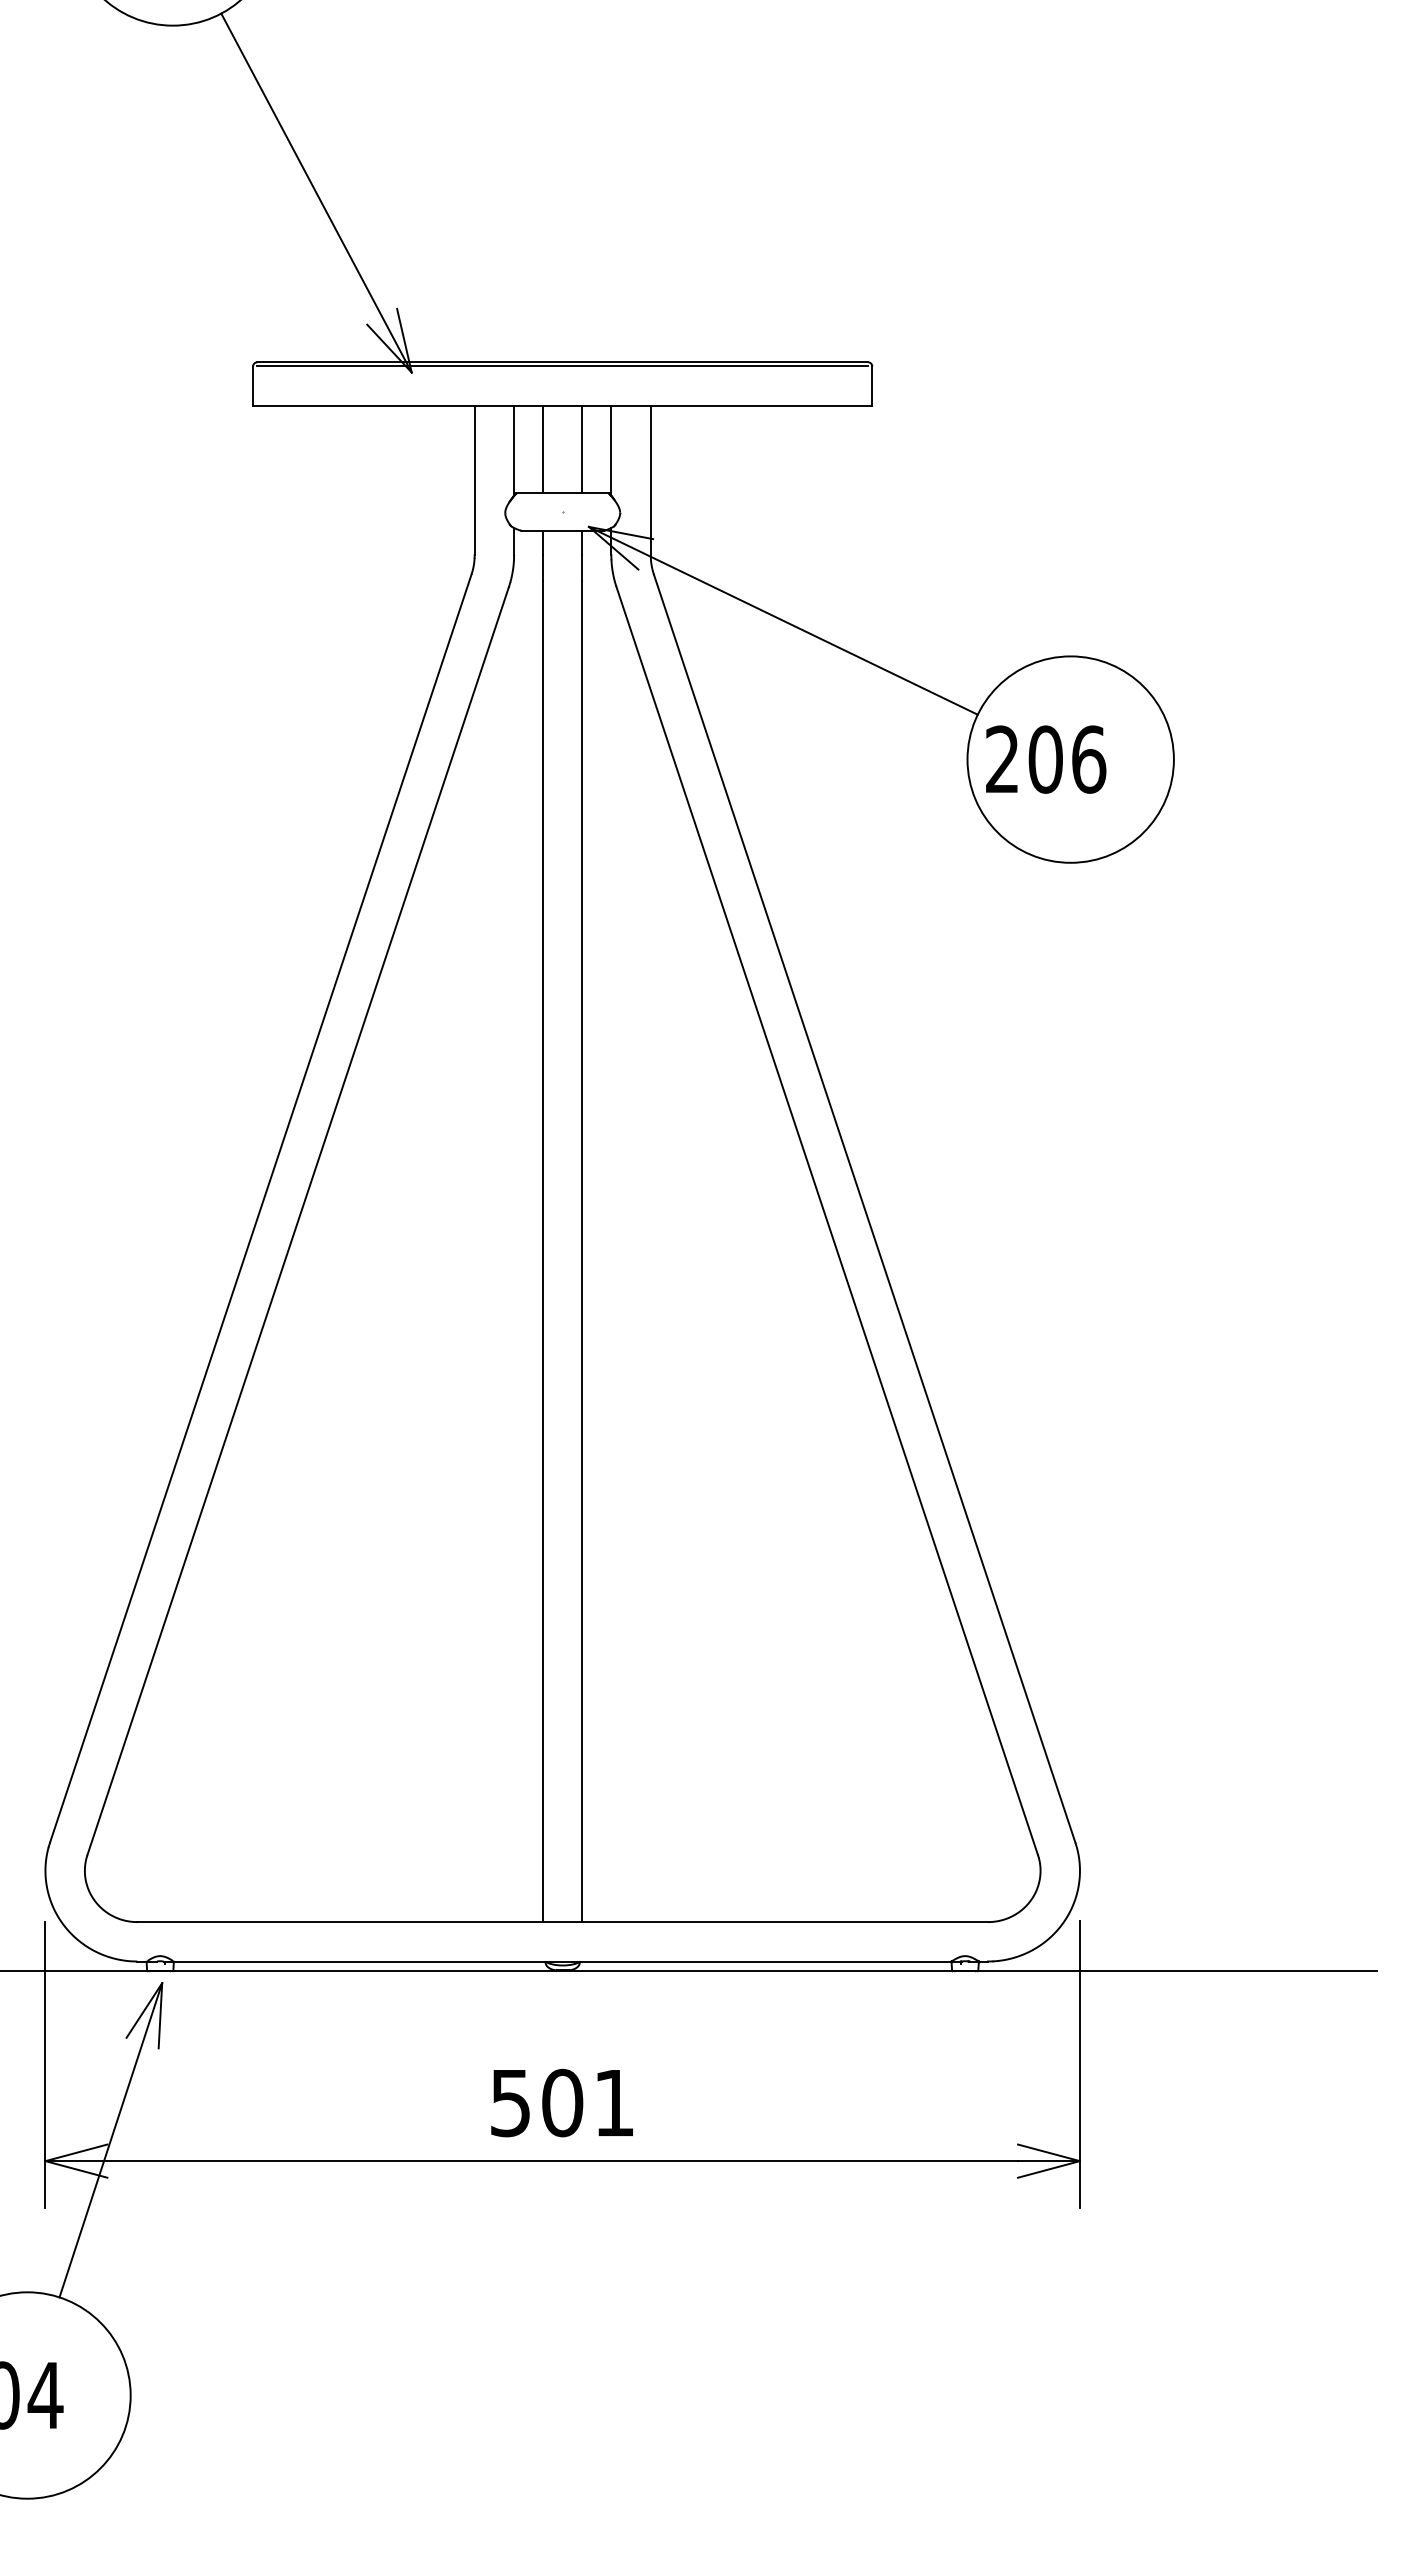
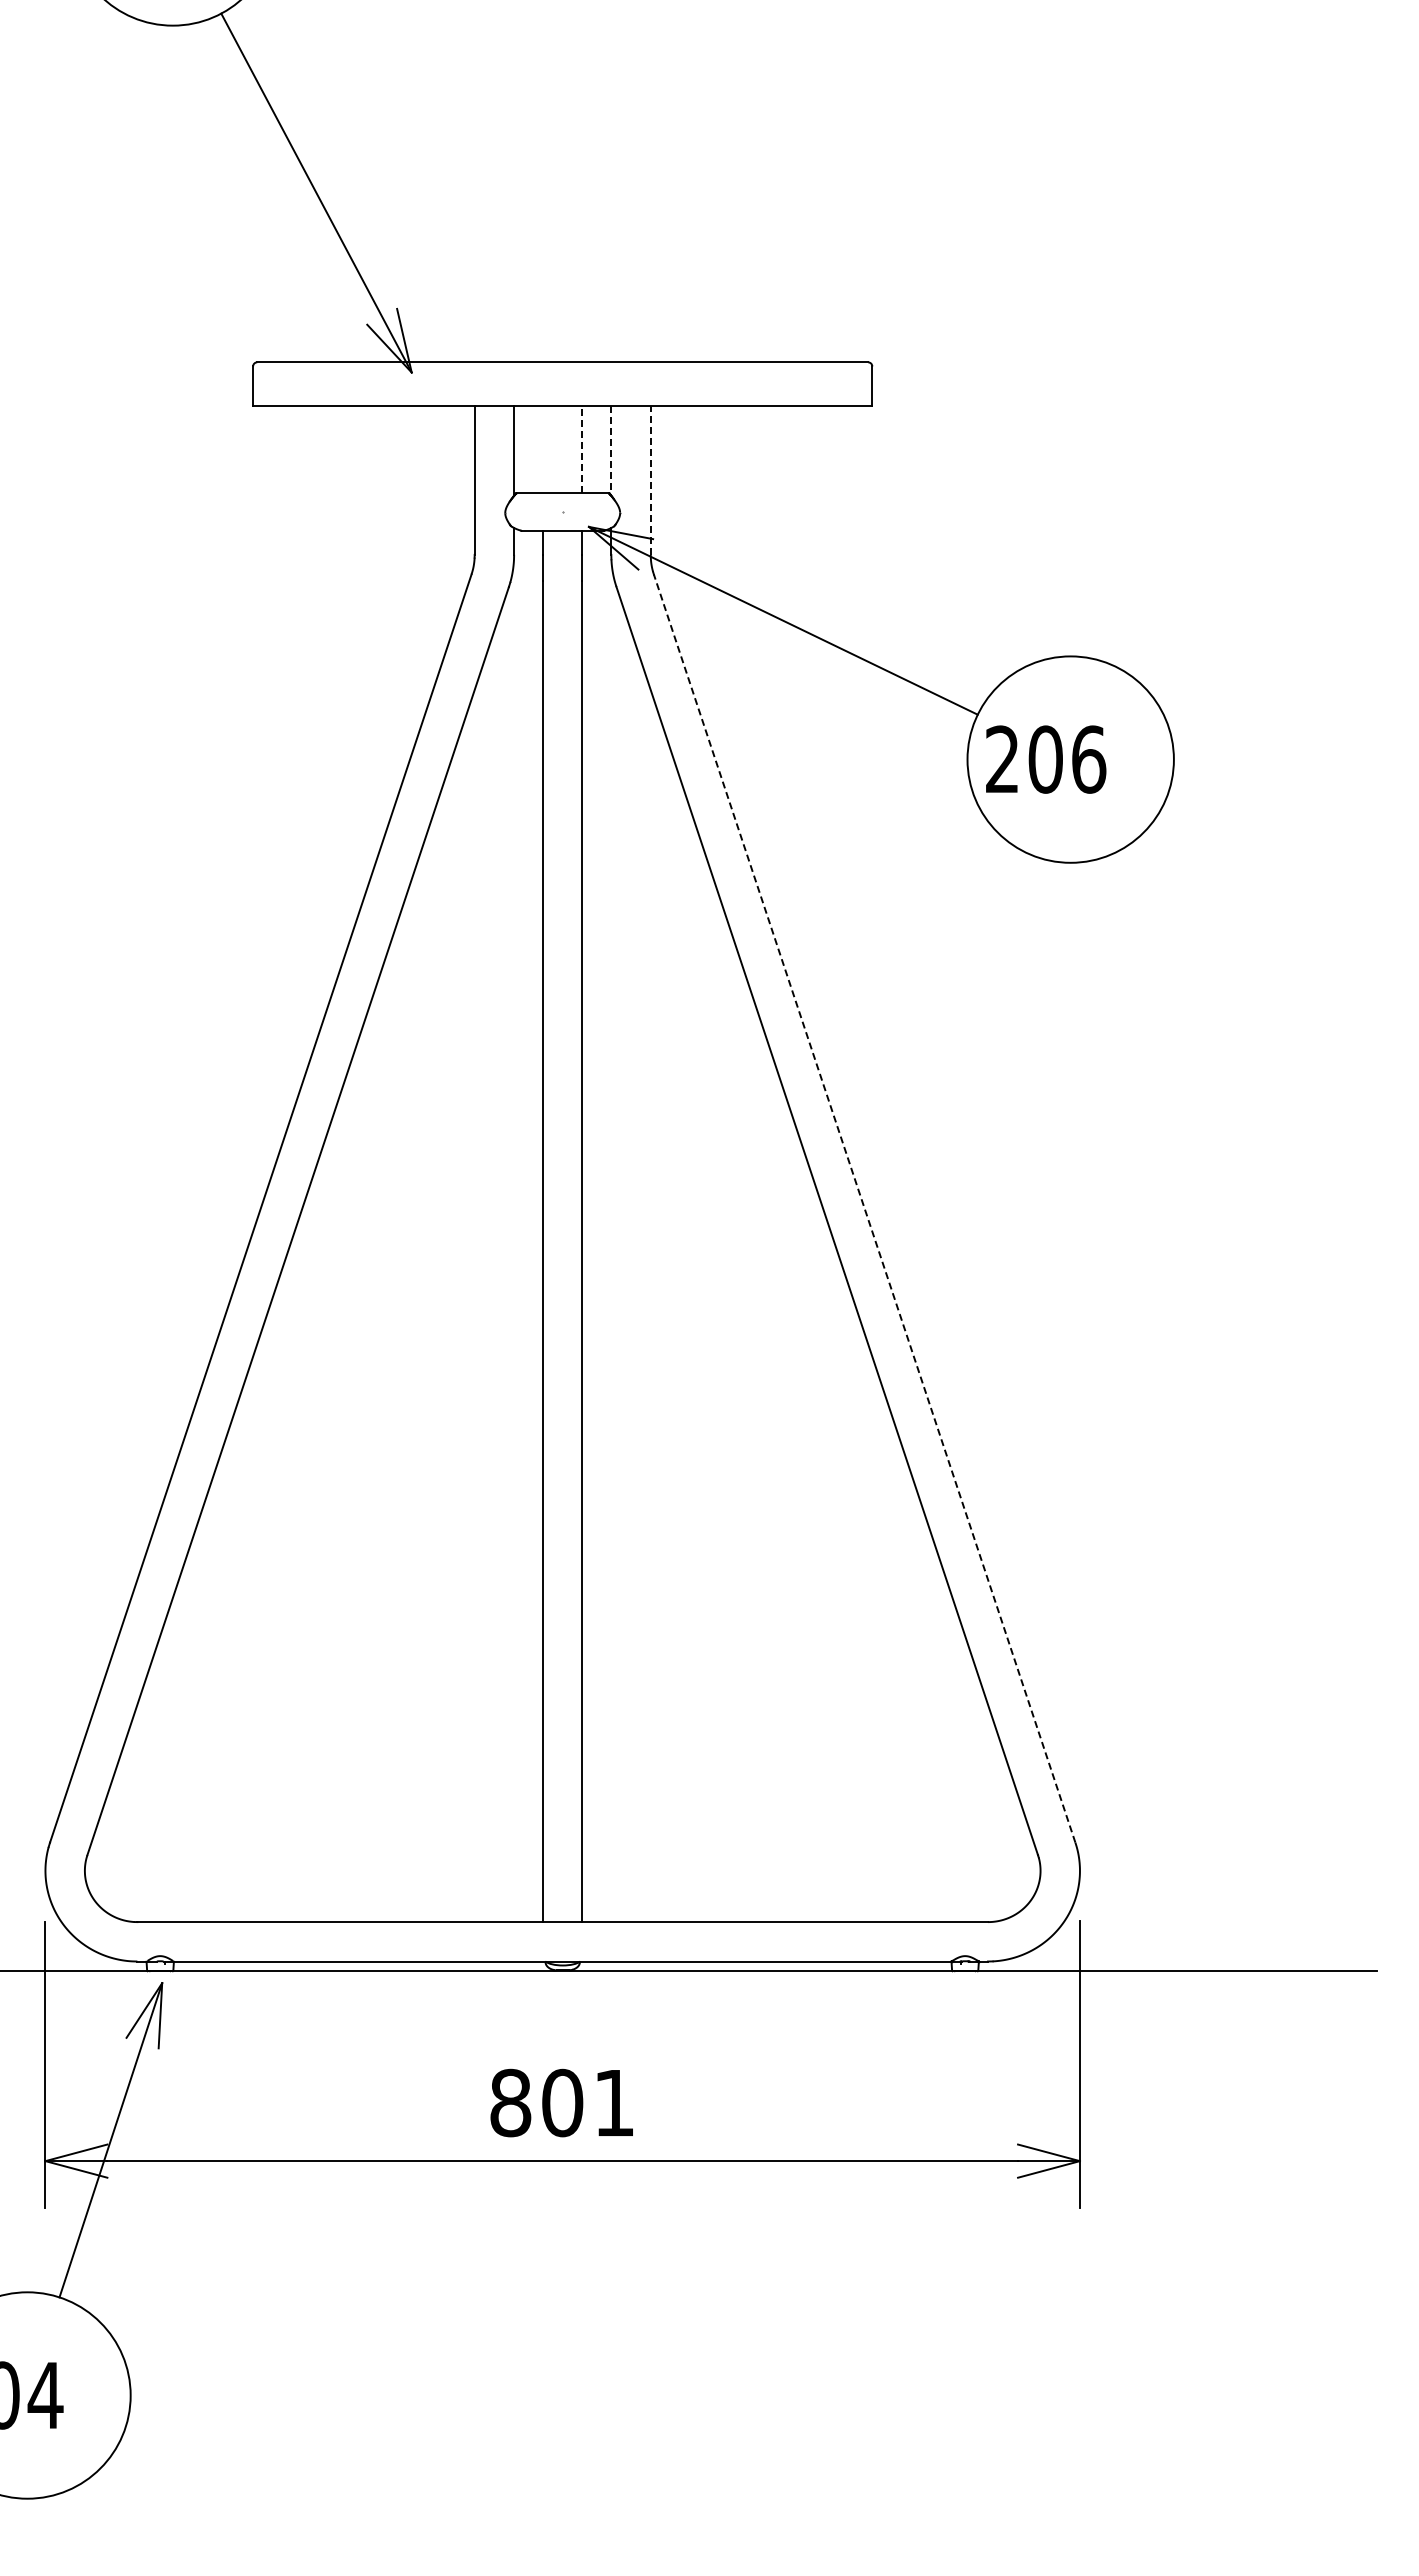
line: present -> none (562, 366)
line: present -> none (543, 449)
line: solid -> dashed (582, 449)
line: solid -> dashed (611, 451)
line: solid -> dashed (650, 480)
line: solid -> dashed (864, 1208)
text: 501 -> 801 (510, 2102)
